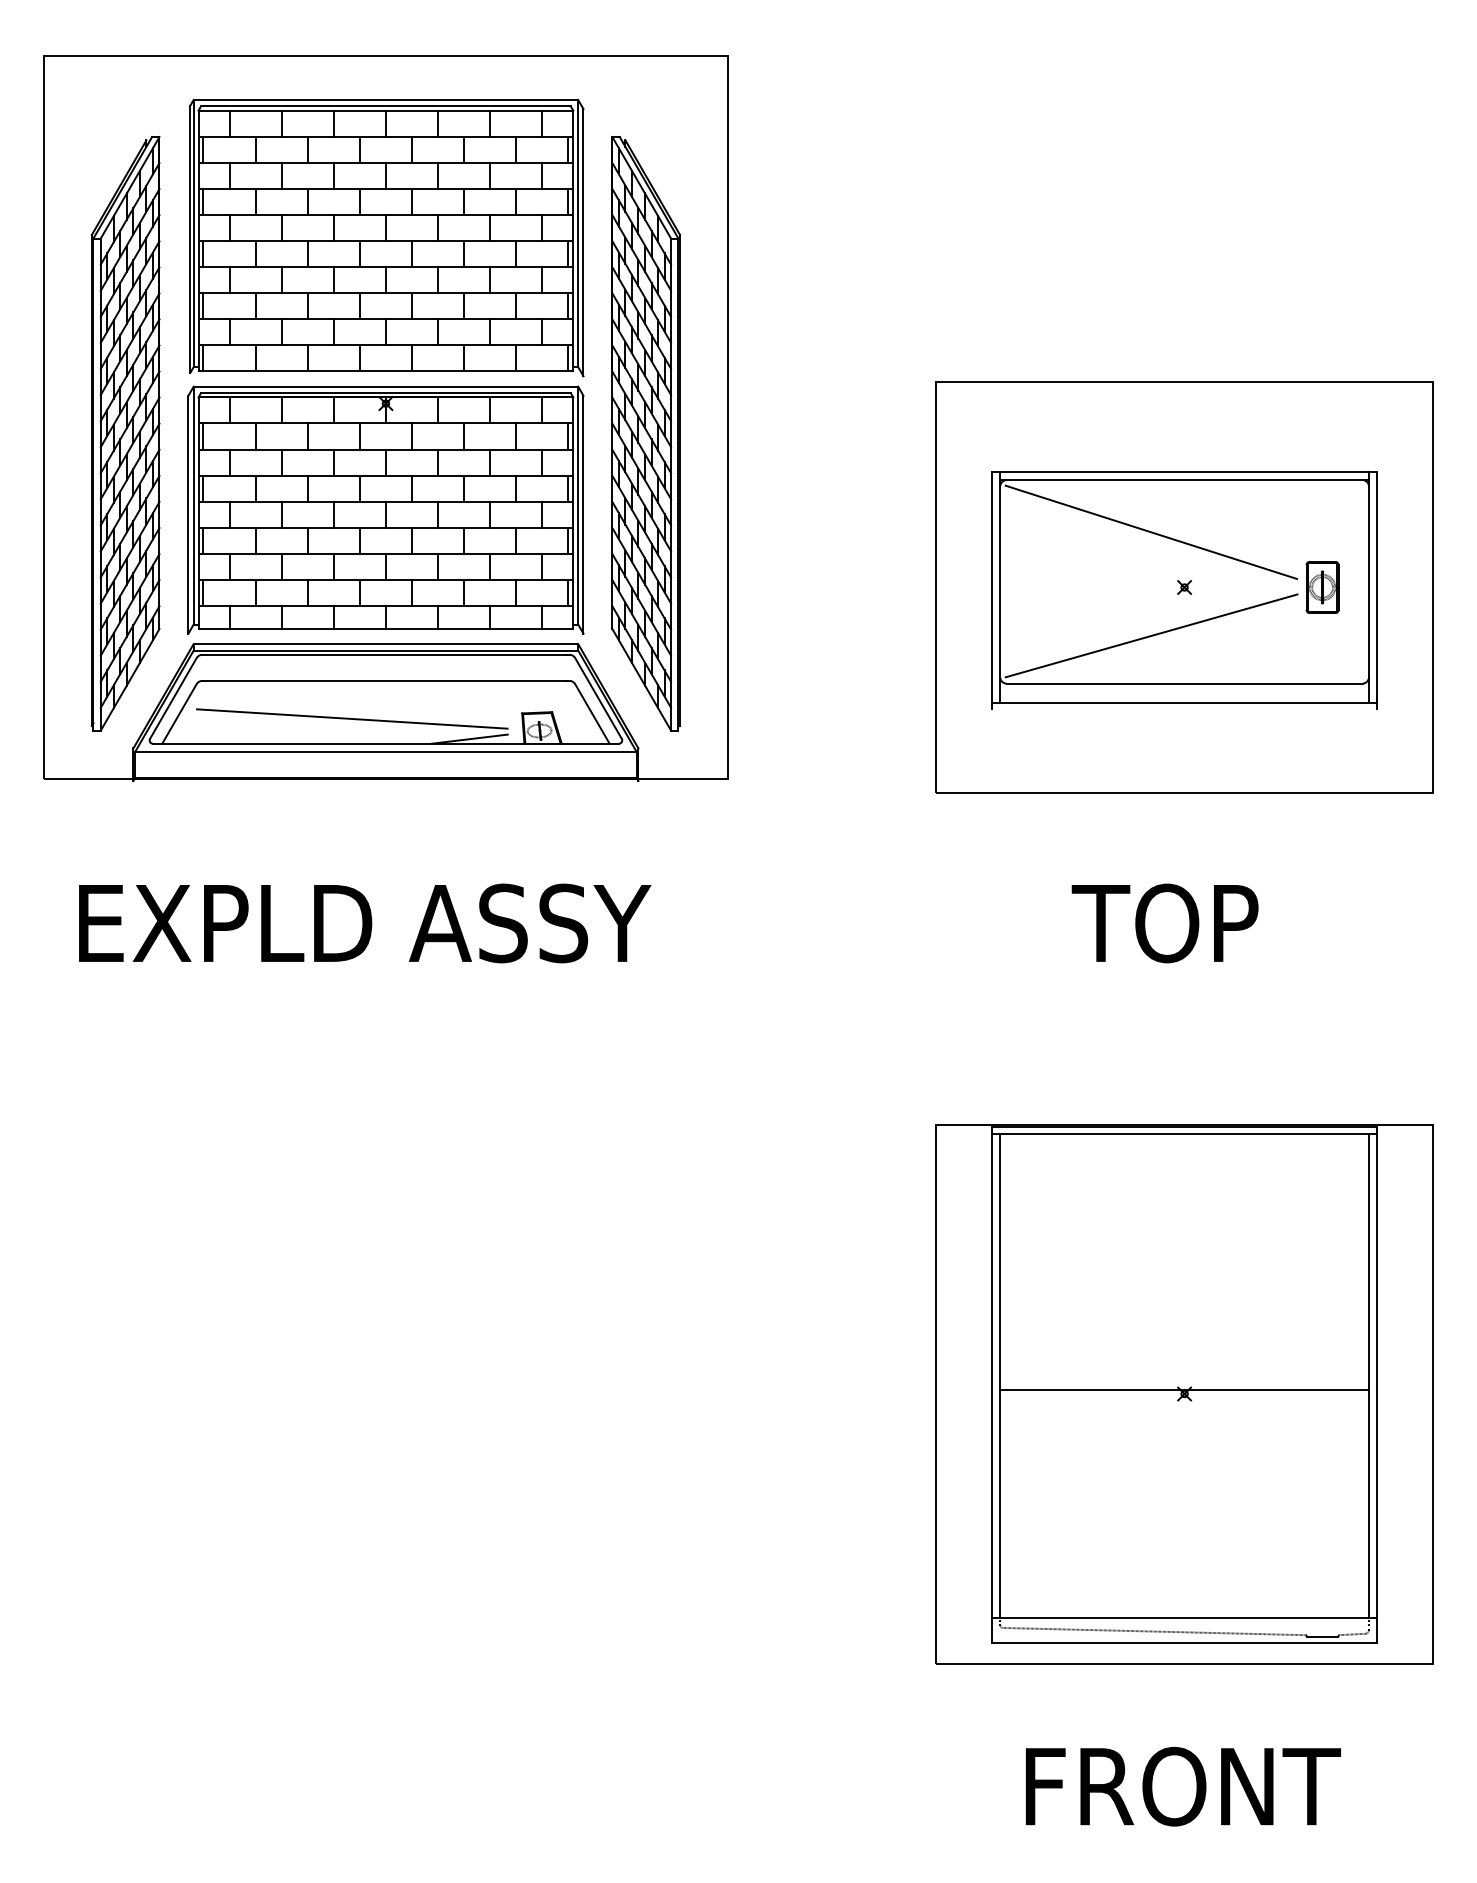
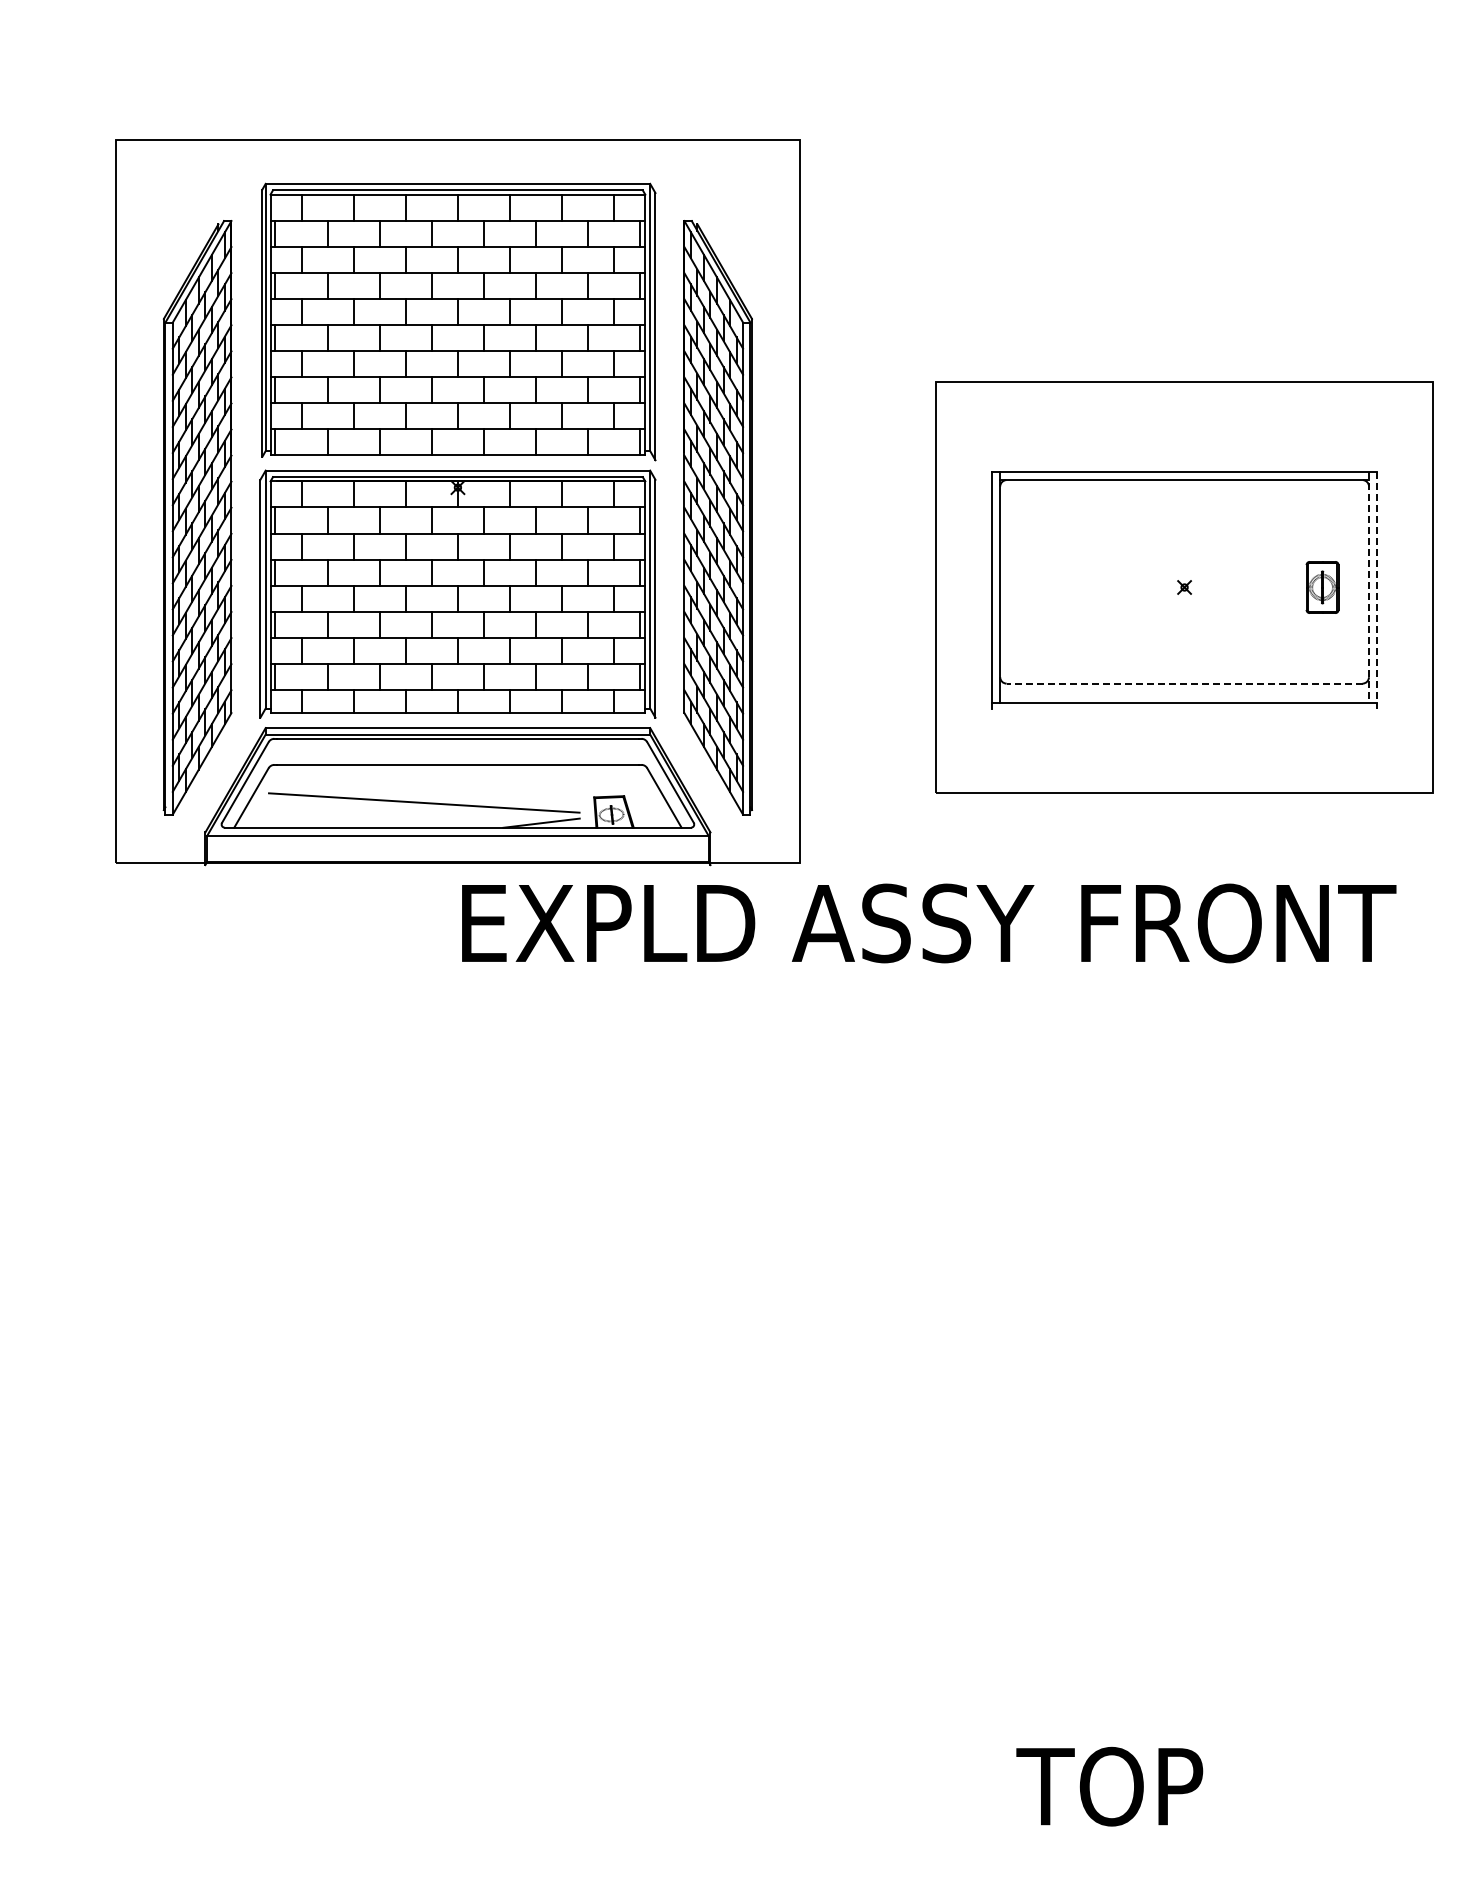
part position: (385, 418) -> (457, 502) (457, 502)
line: present -> none (1151, 531)
line: solid -> dashed (1369, 588)
line: solid -> dashed (1377, 590)
line: present -> none (1151, 635)
line: solid -> dashed (1184, 683)
text position: (365, 923) -> (748, 923) (748, 923)
text: TOP -> FRONT (1233, 923)
part: present -> none (1184, 1394)
text: FRONT -> TOP (1178, 1786)
